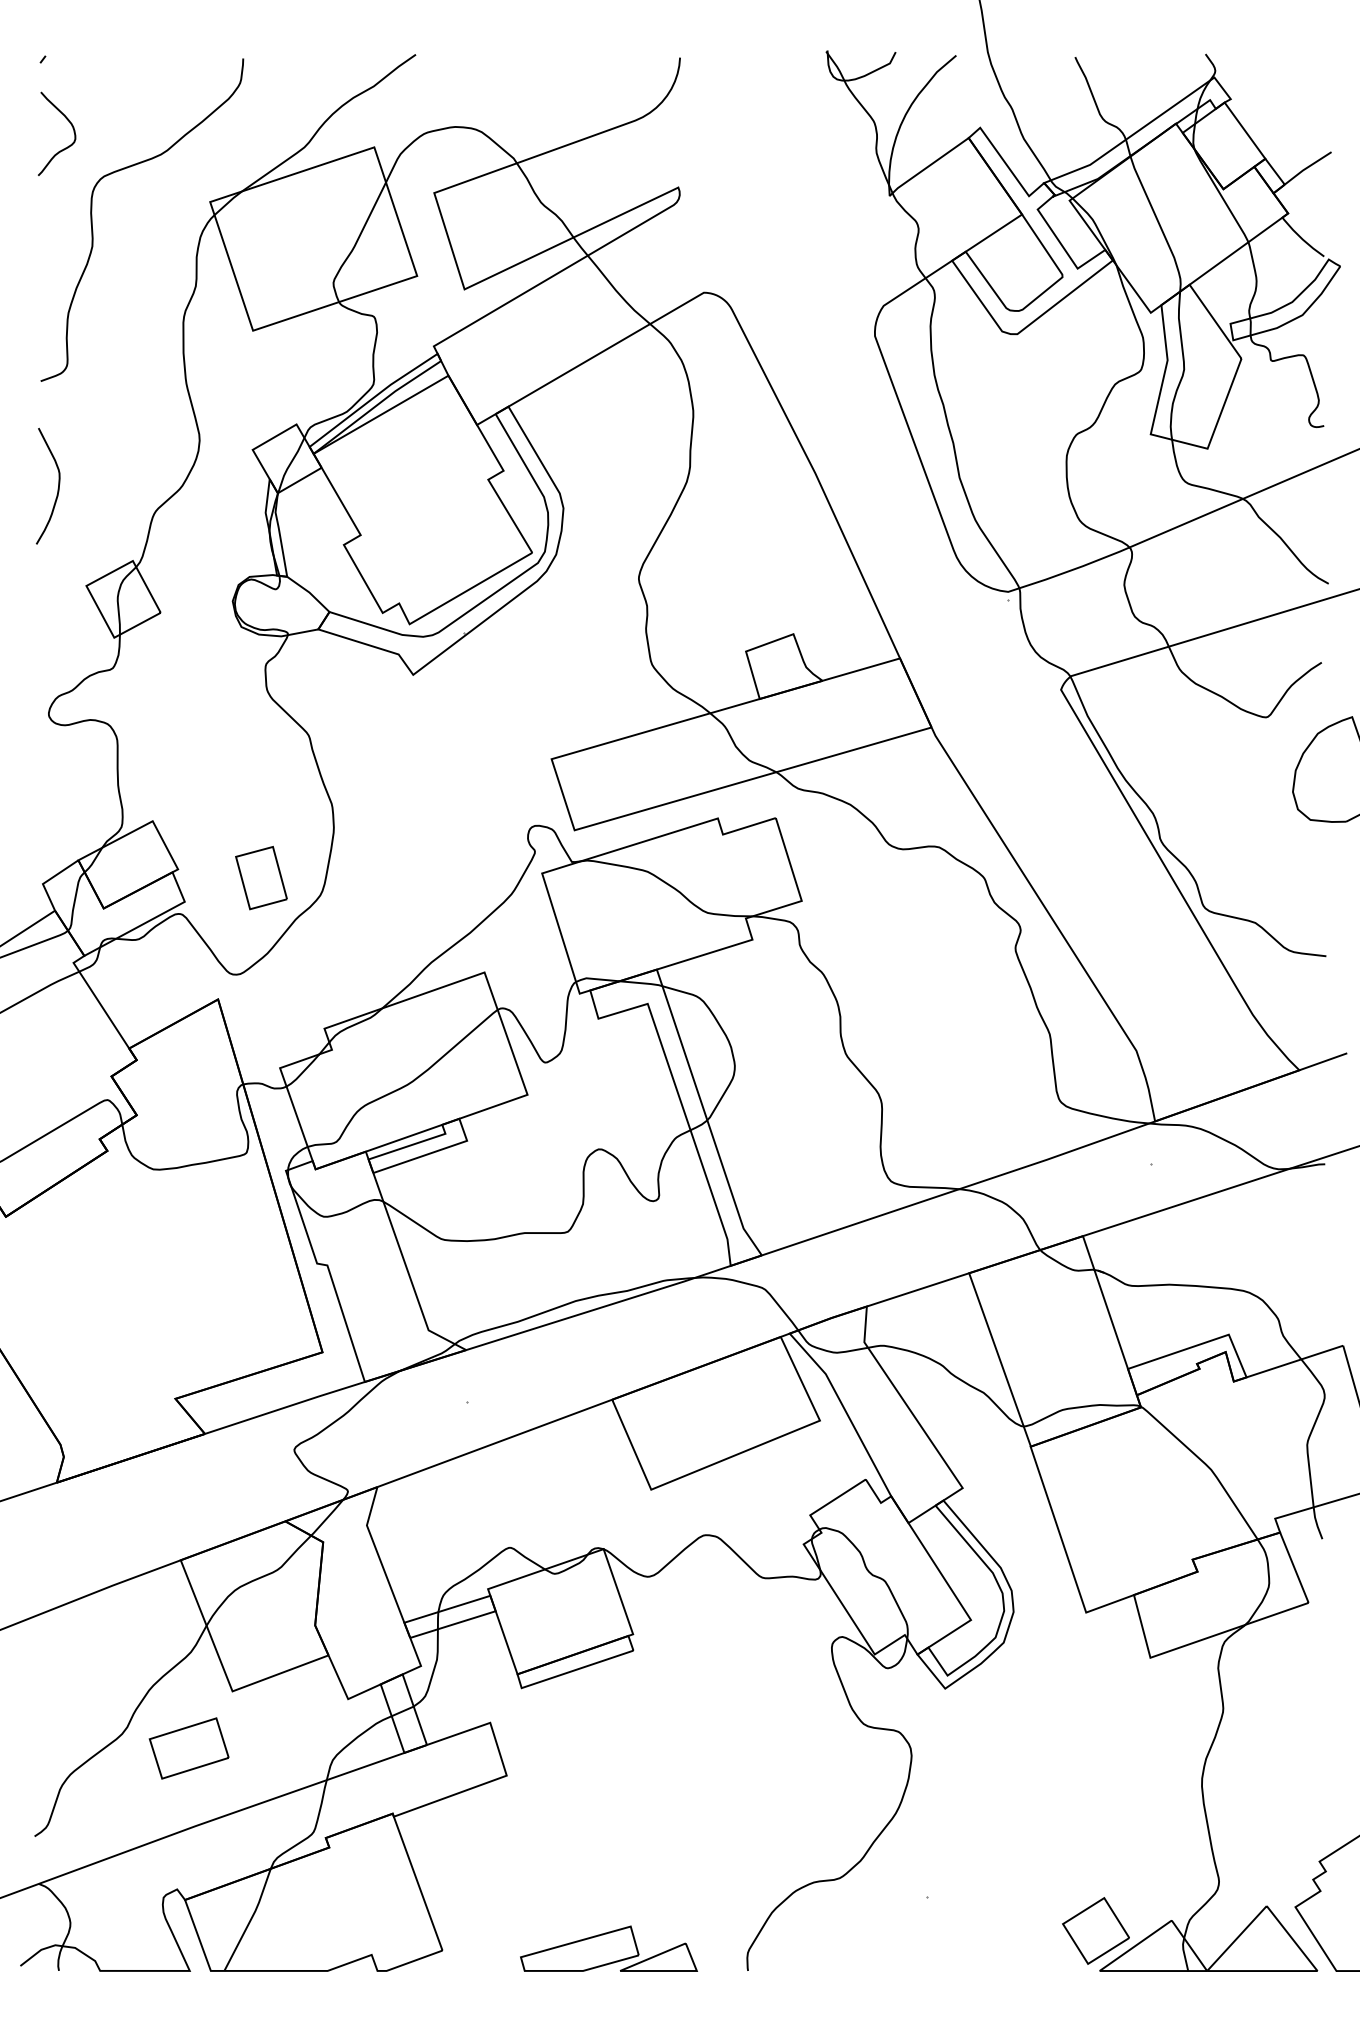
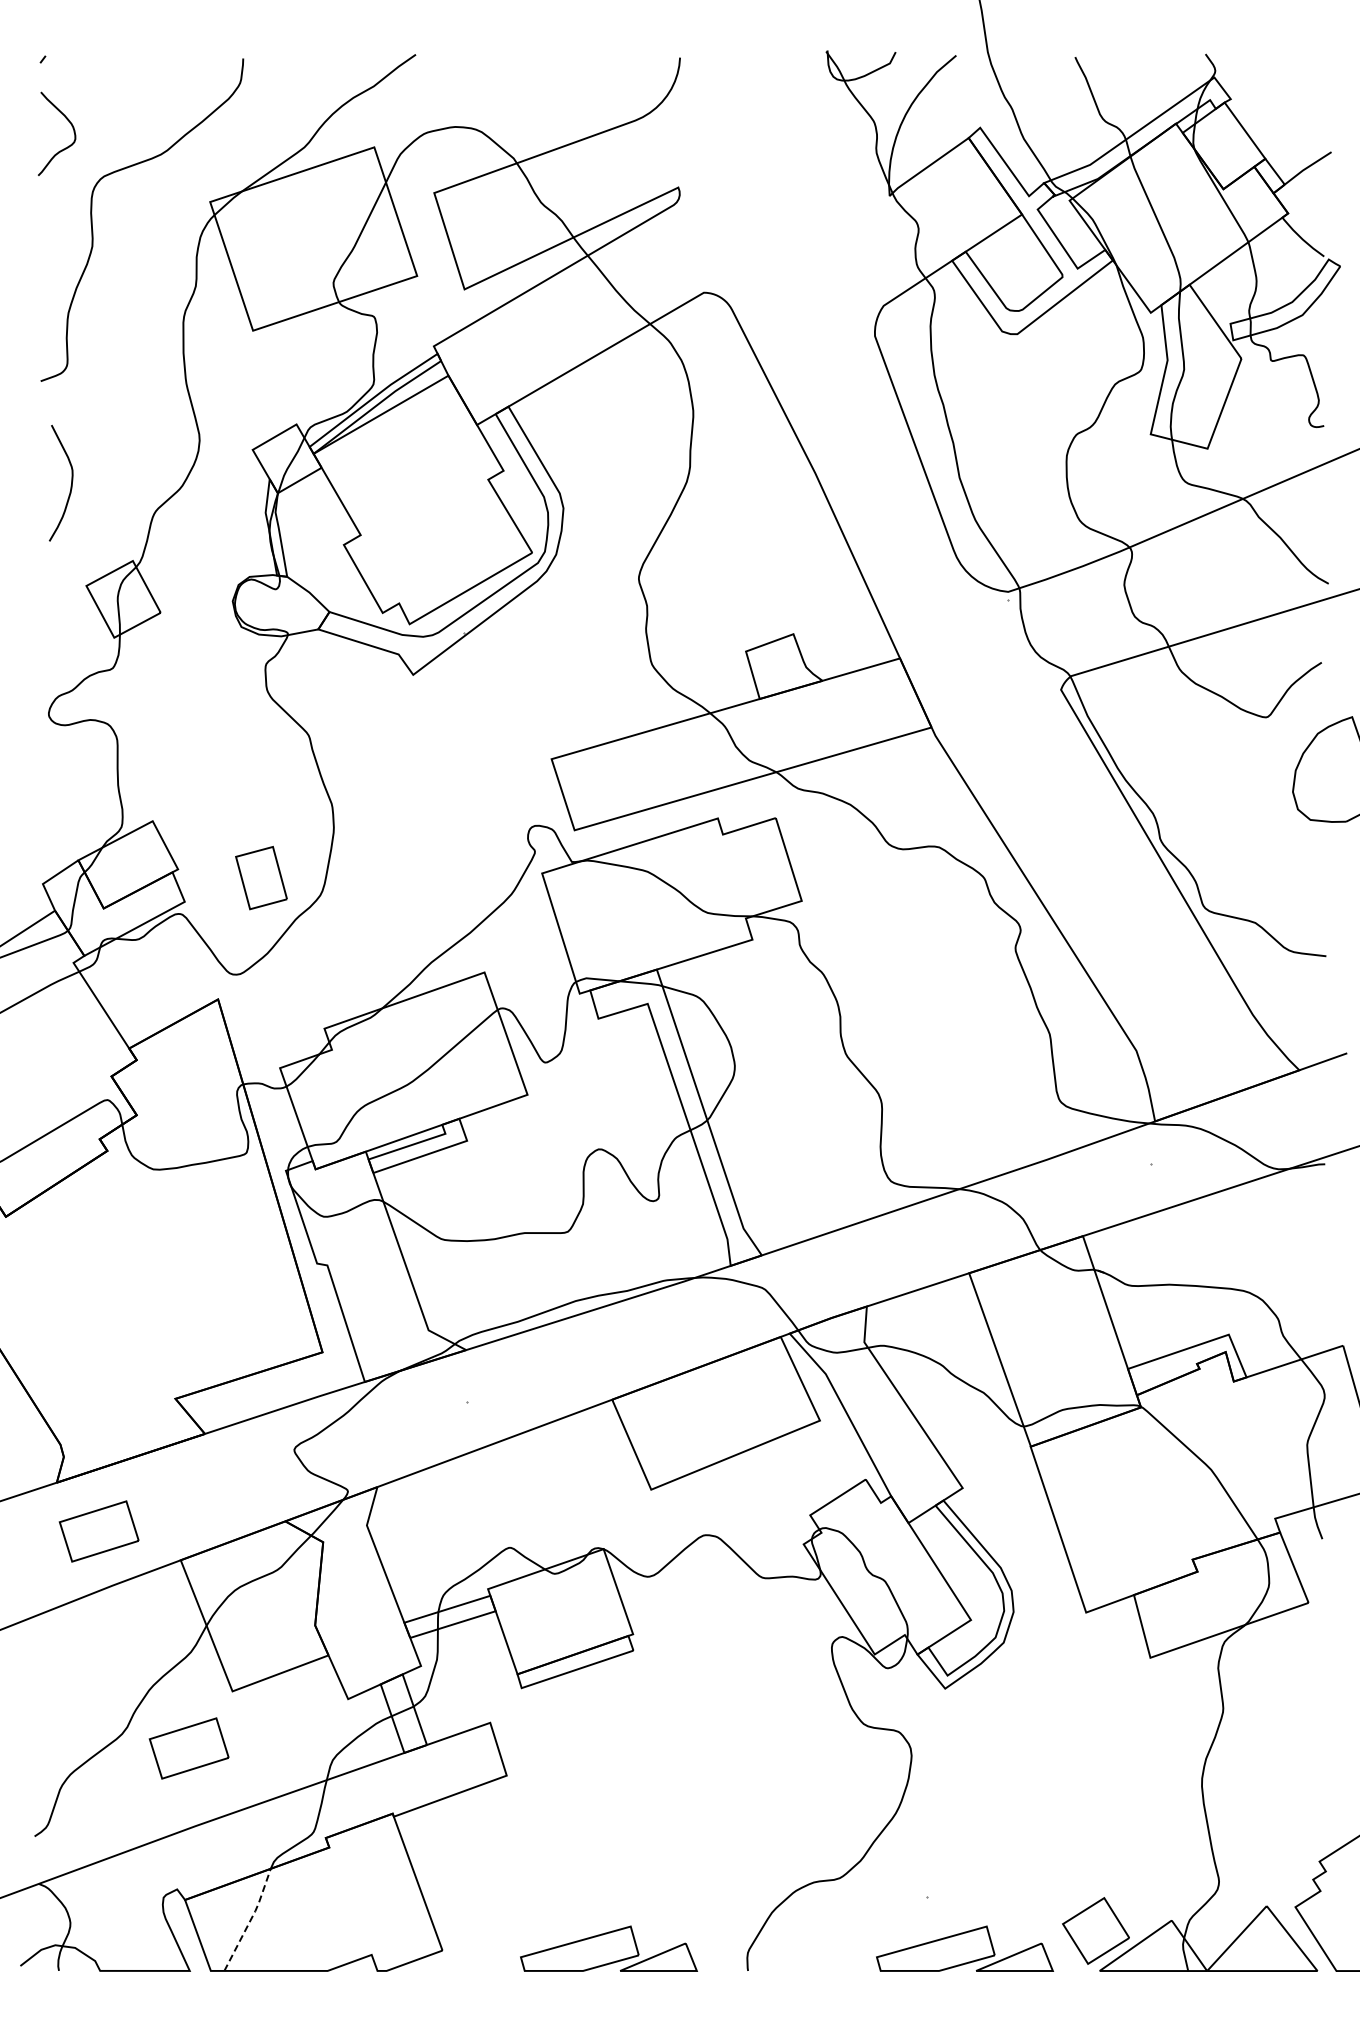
curve position: (57, 488) -> (70, 485) (70, 485)
part: none -> present (98, 1531)
line: solid -> dashed (250, 1919)
part: none -> present (964, 1948)
